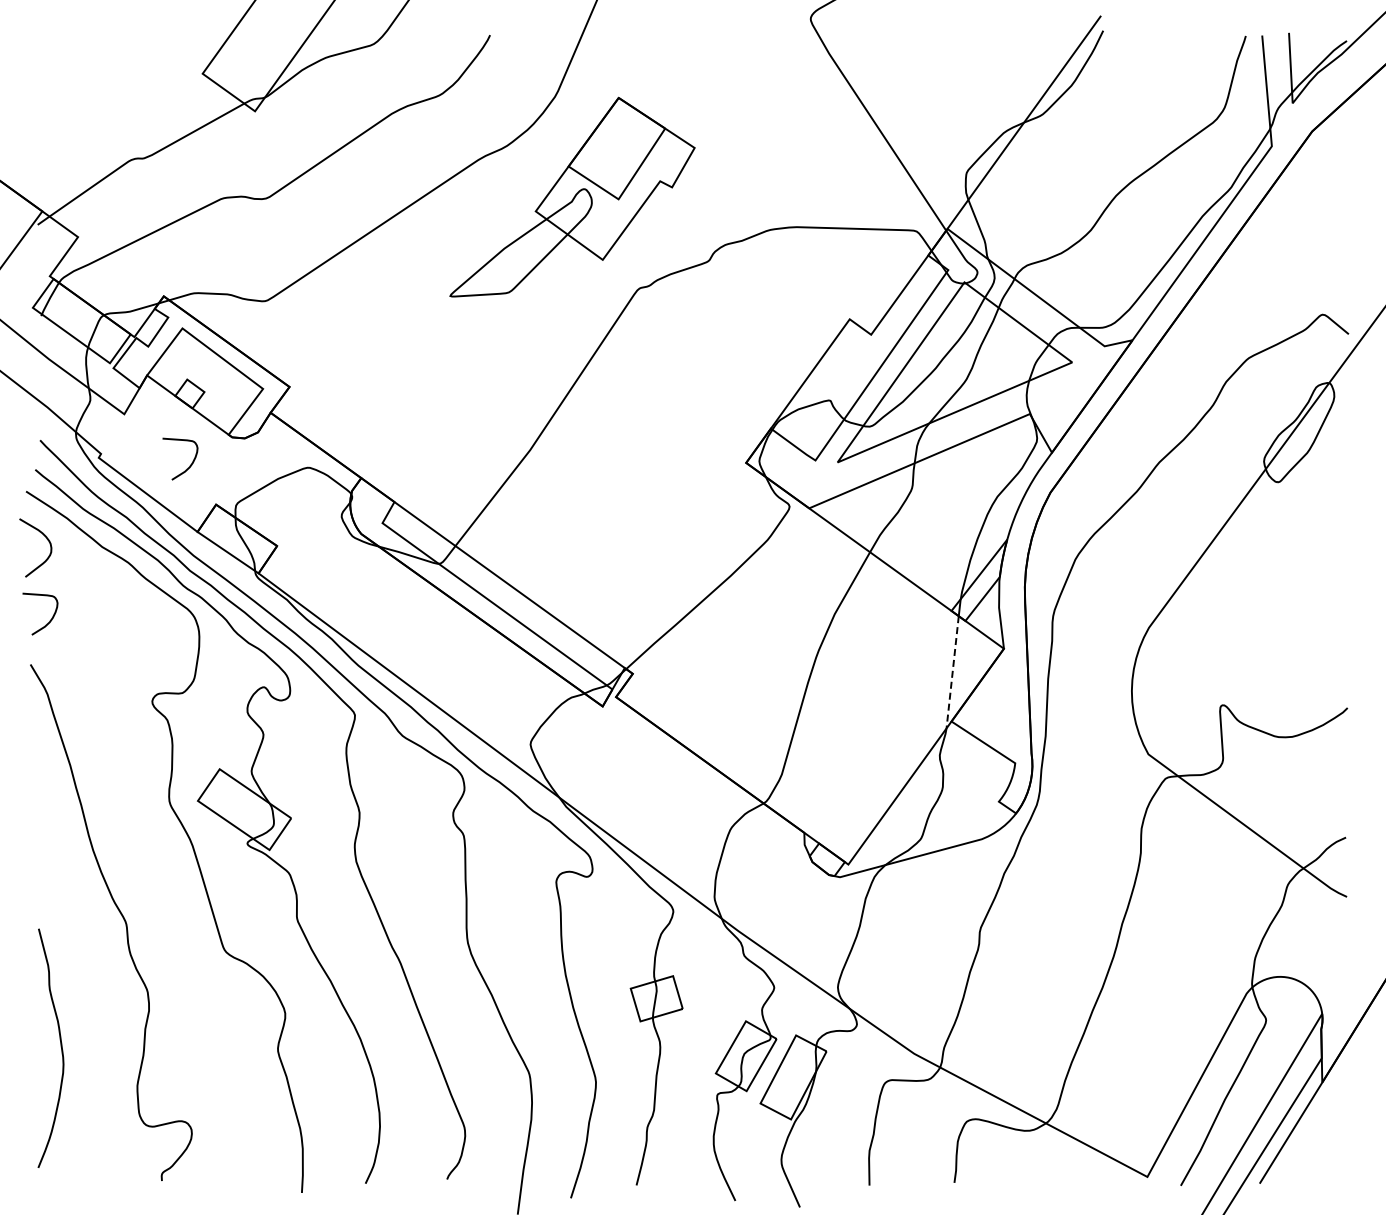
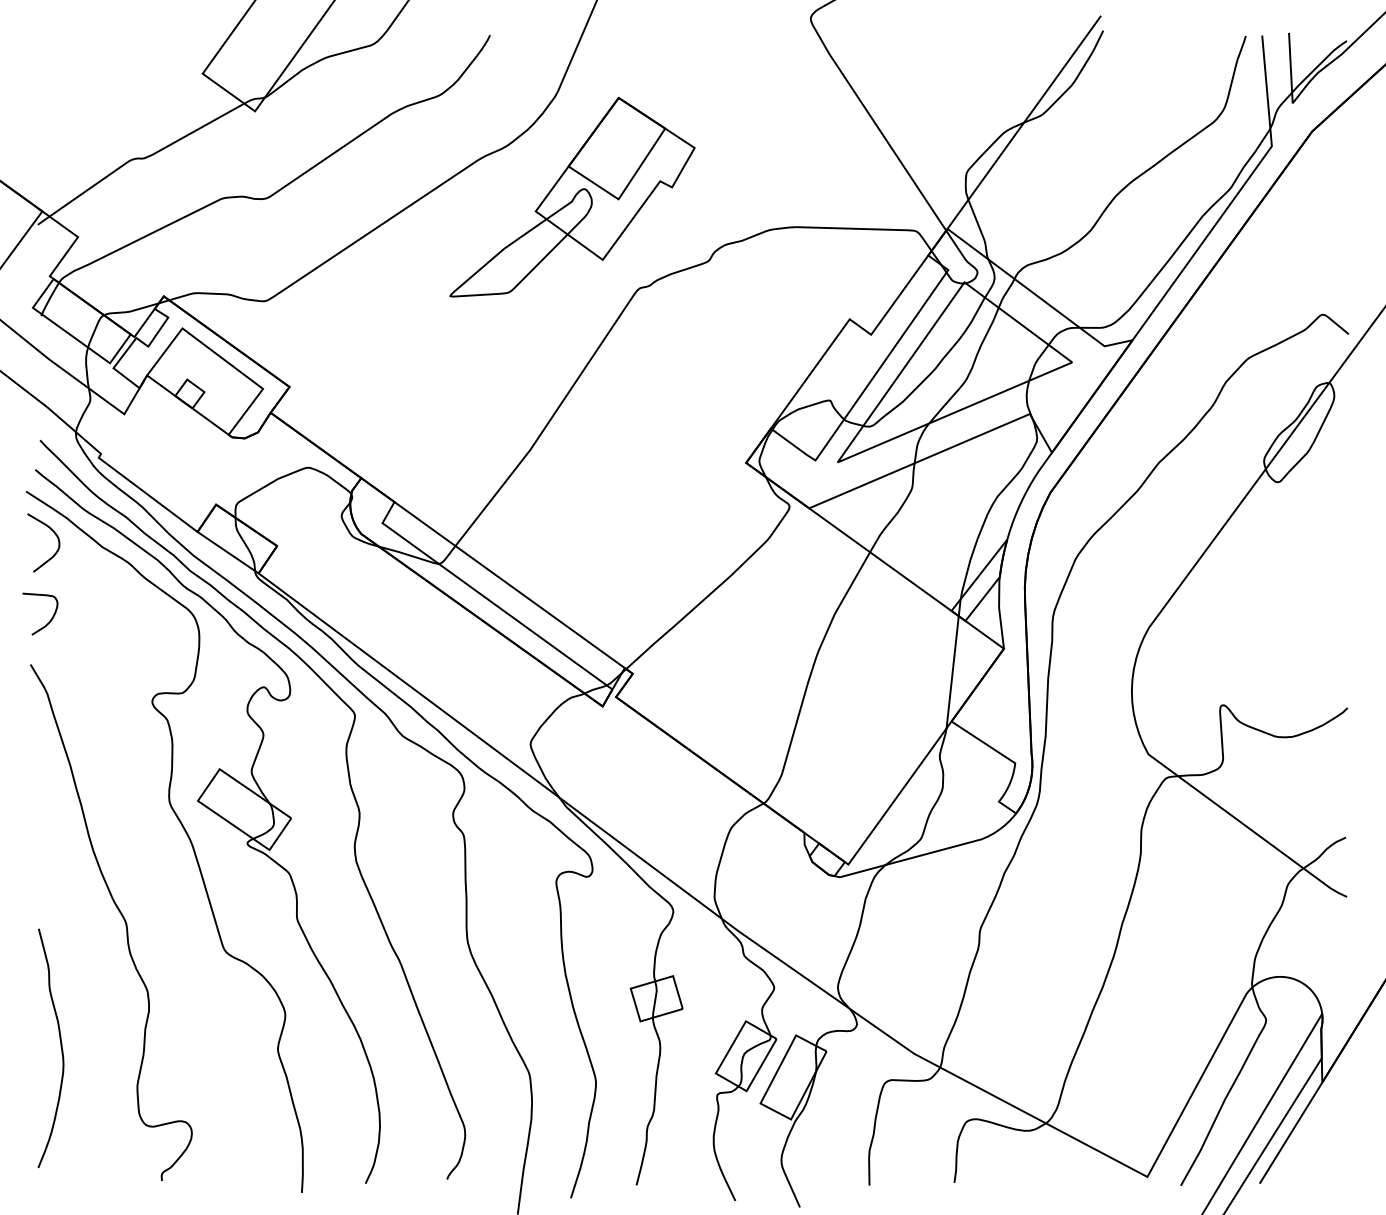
curve: present -> none (189, 465)
curve position: (46, 539) -> (54, 534) (54, 534)
line: dashed -> solid (952, 672)
